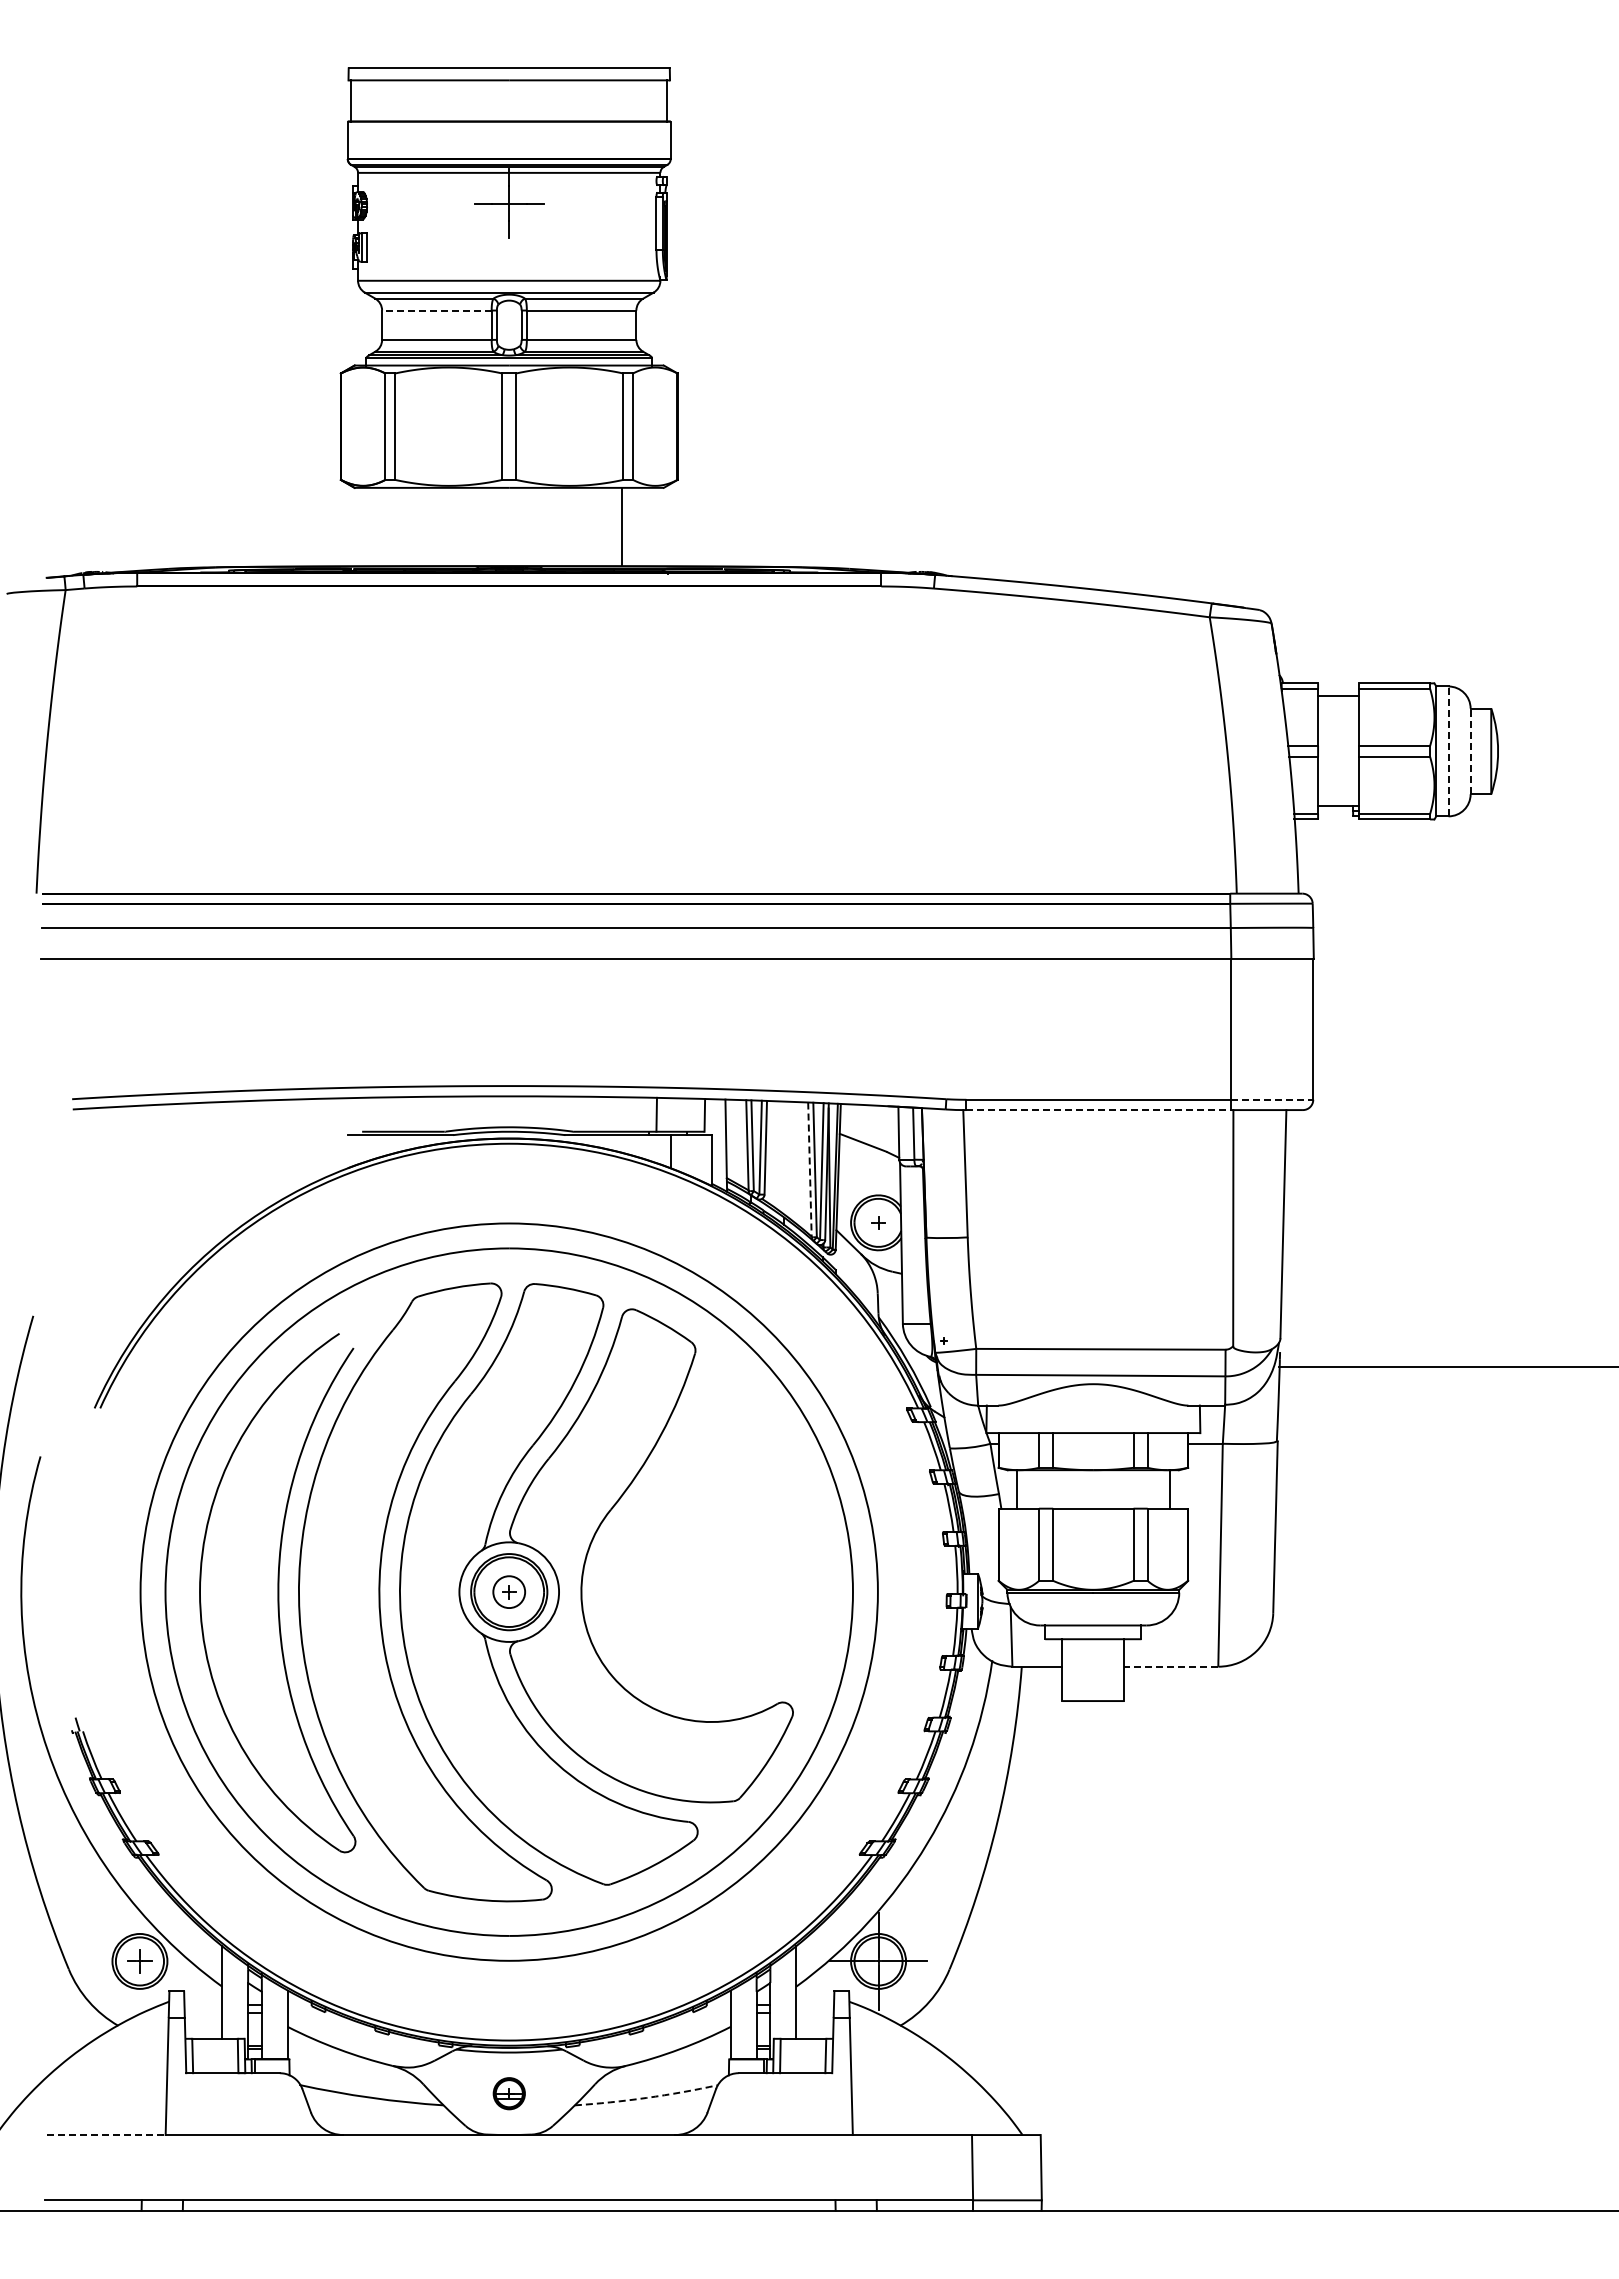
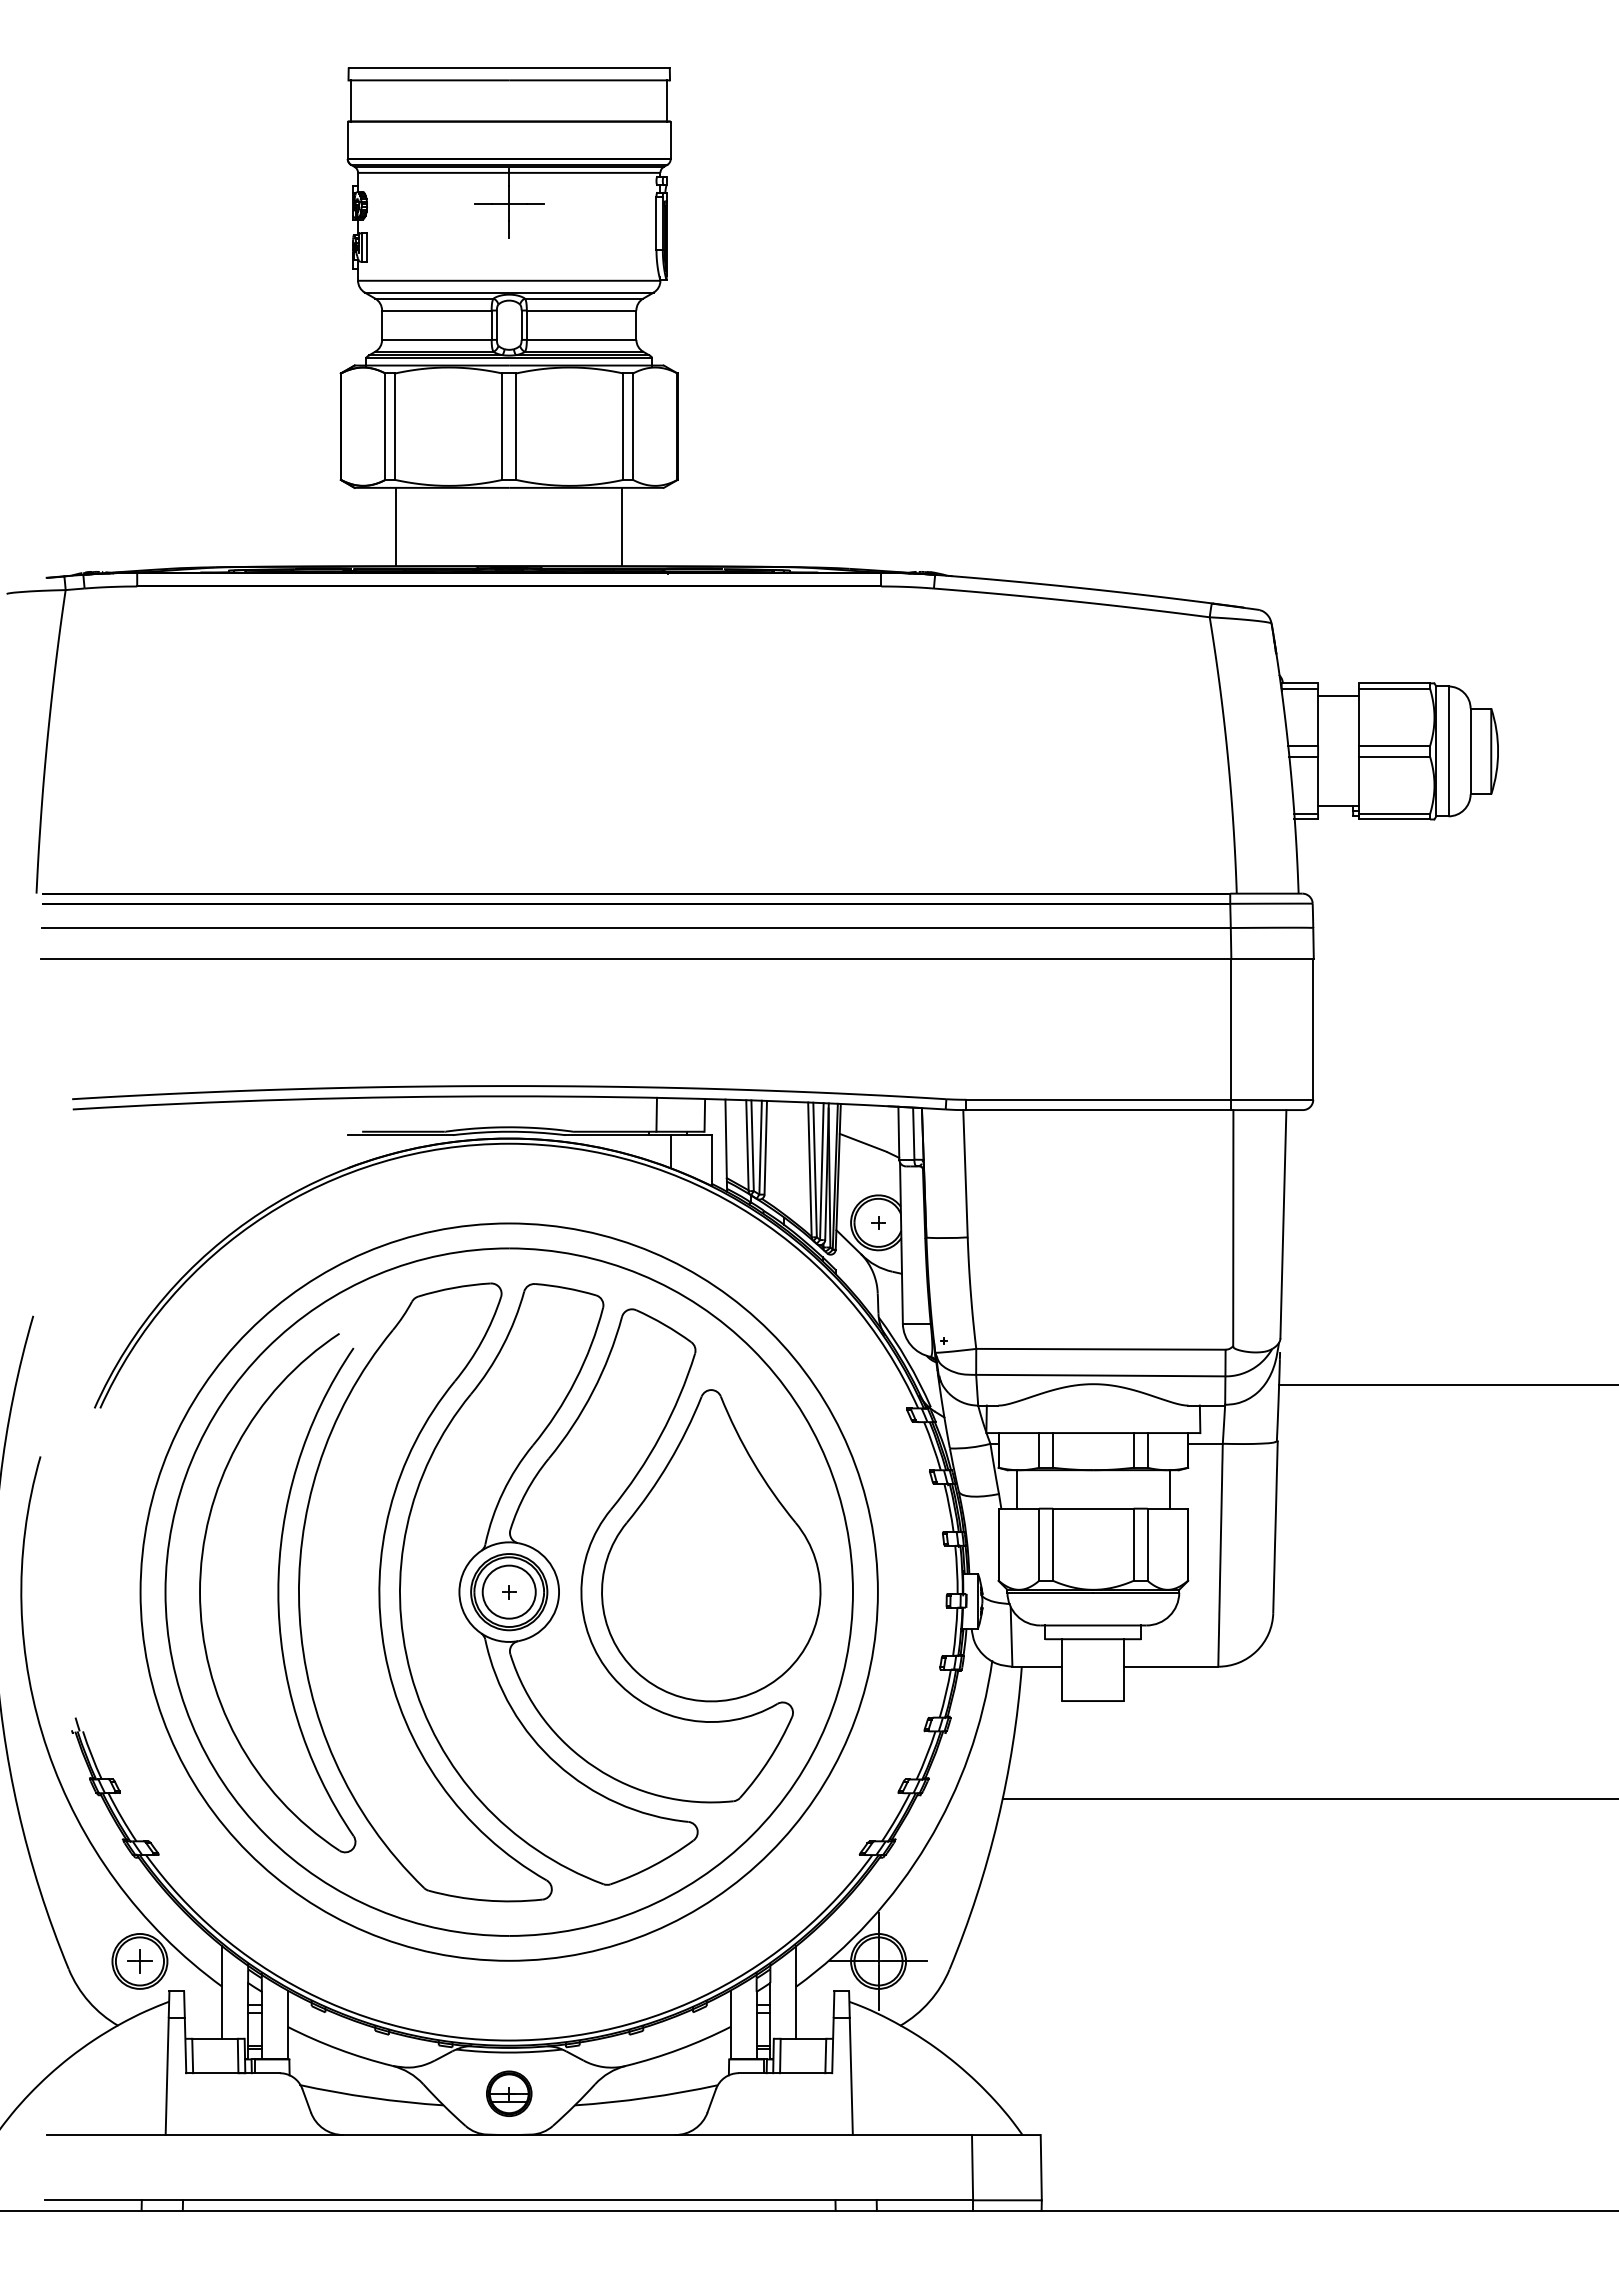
line: dashed -> solid (436, 310)
line: none -> present (396, 526)
line: dashed -> solid (1448, 751)
line: dashed -> solid (1470, 751)
line: dashed -> solid (1272, 1099)
line: dashed -> solid (1099, 1110)
line: dashed -> solid (809, 1170)
line position: (1447, 1366) -> (1447, 1384) (1447, 1384)
part: none -> present (711, 1545)
circle diameter: 32 px -> 53 px (508, 1591)
line: dashed -> solid (1170, 1666)
line: none -> present (1308, 1799)
part size: 34x34 px -> 47x47 px (509, 2093)
arc: dashed -> solid (646, 2097)
line: dashed -> solid (106, 2135)
